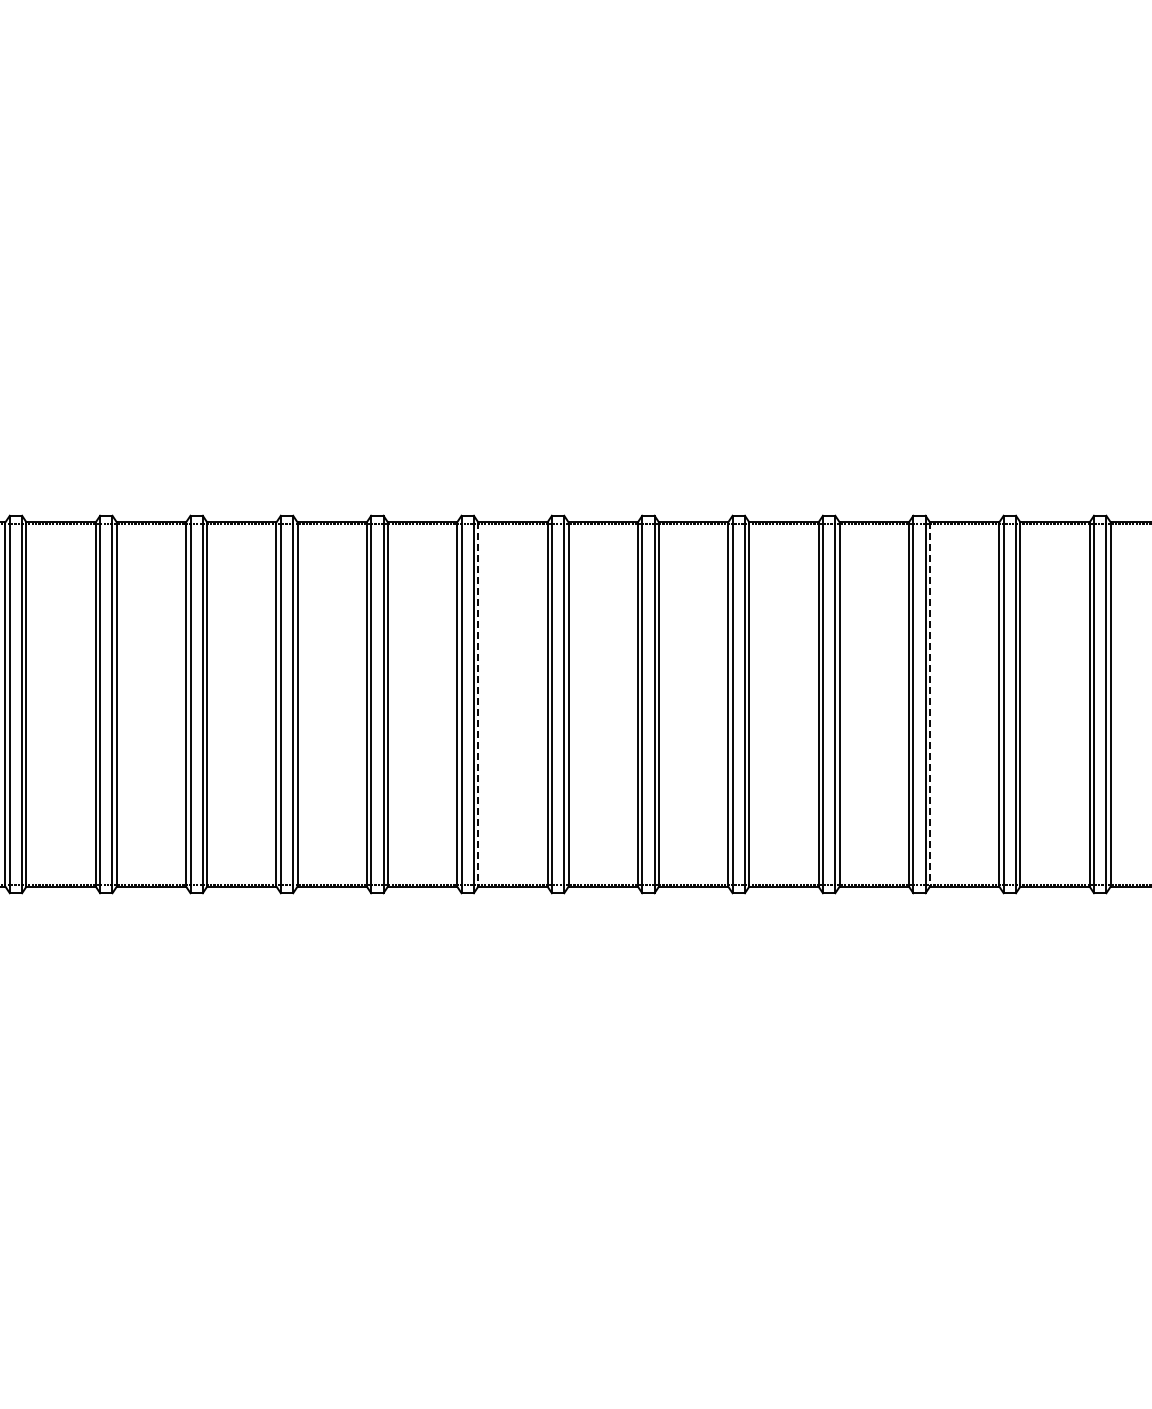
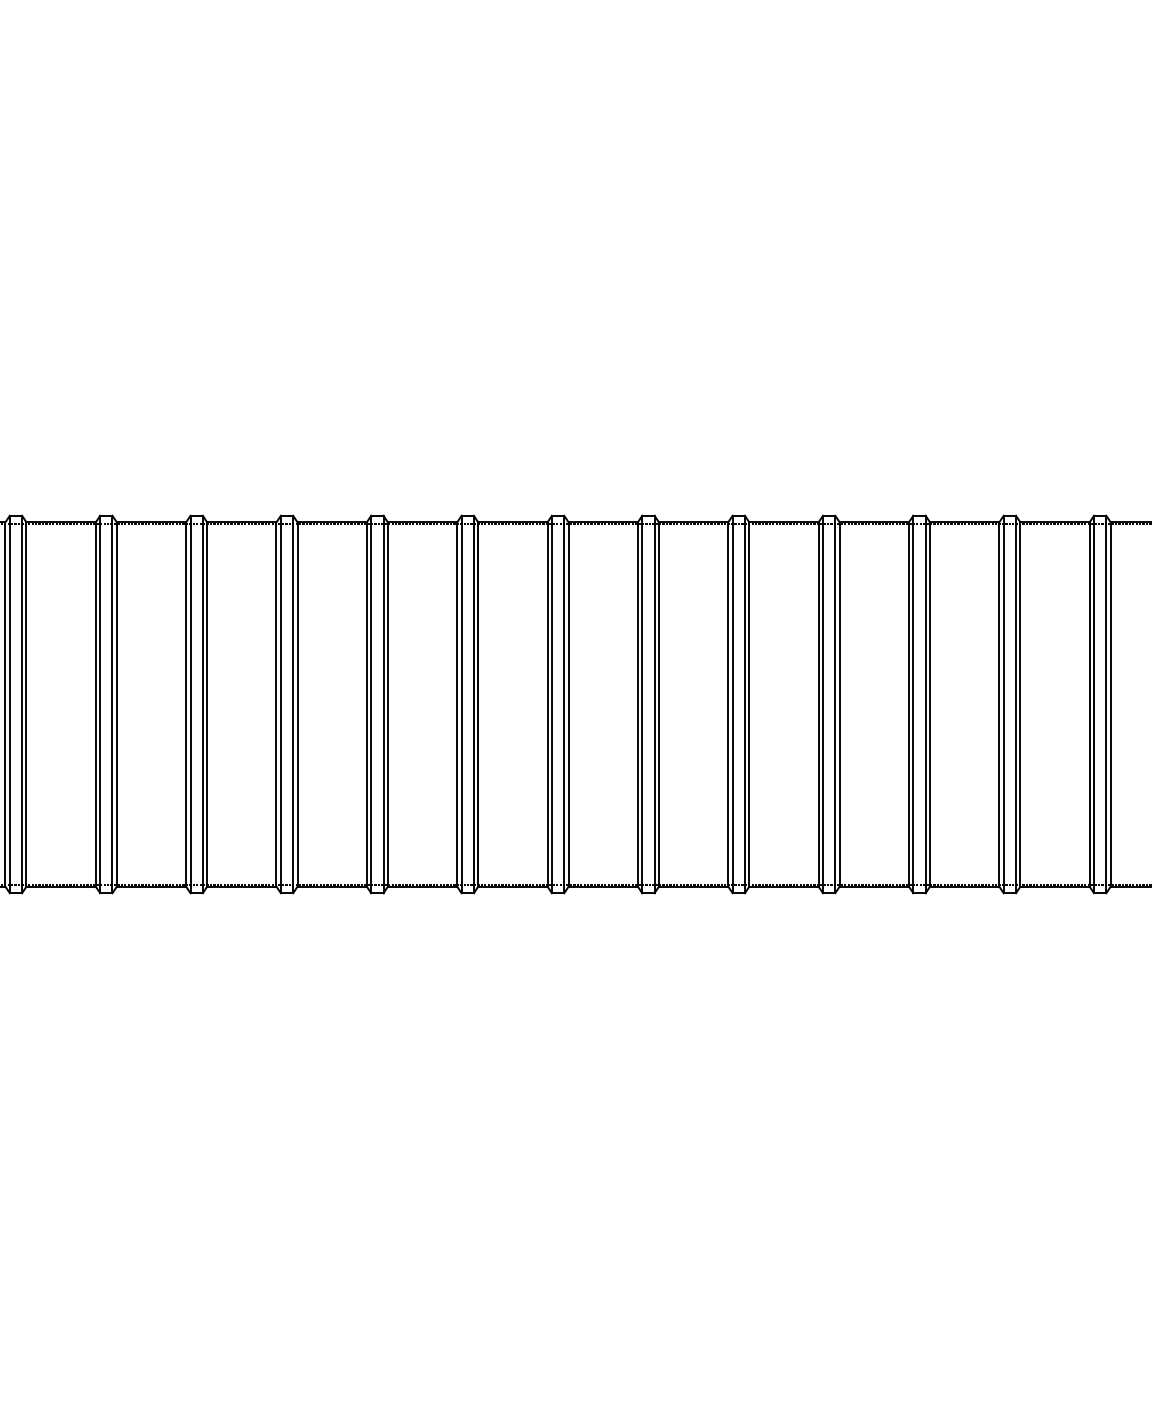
line: dashed -> solid (478, 705)
line: dashed -> solid (930, 705)
